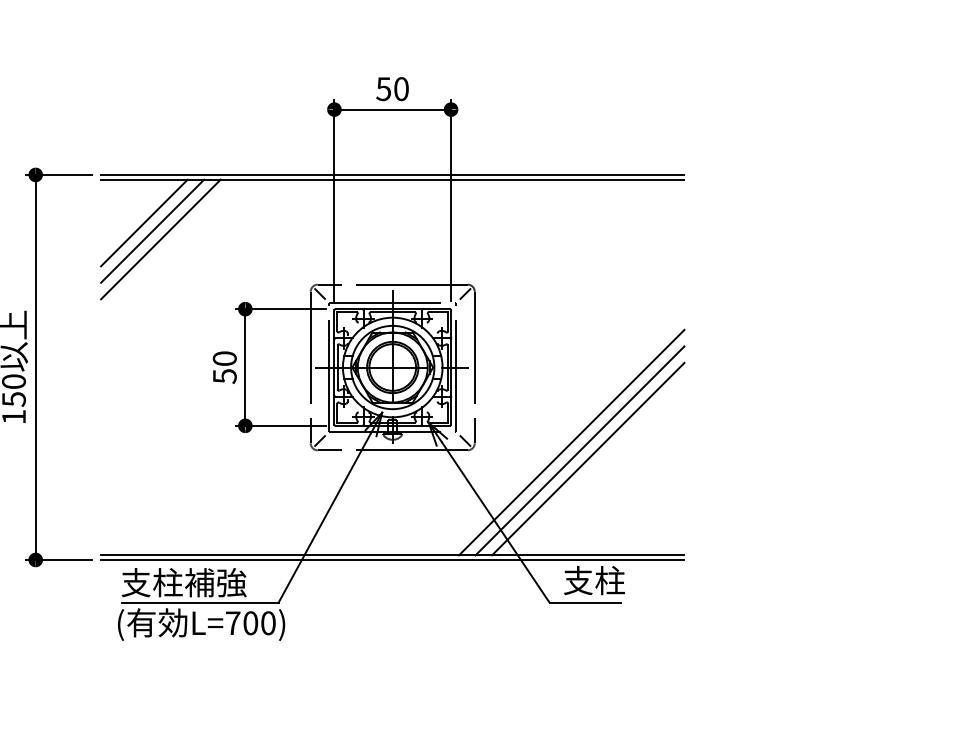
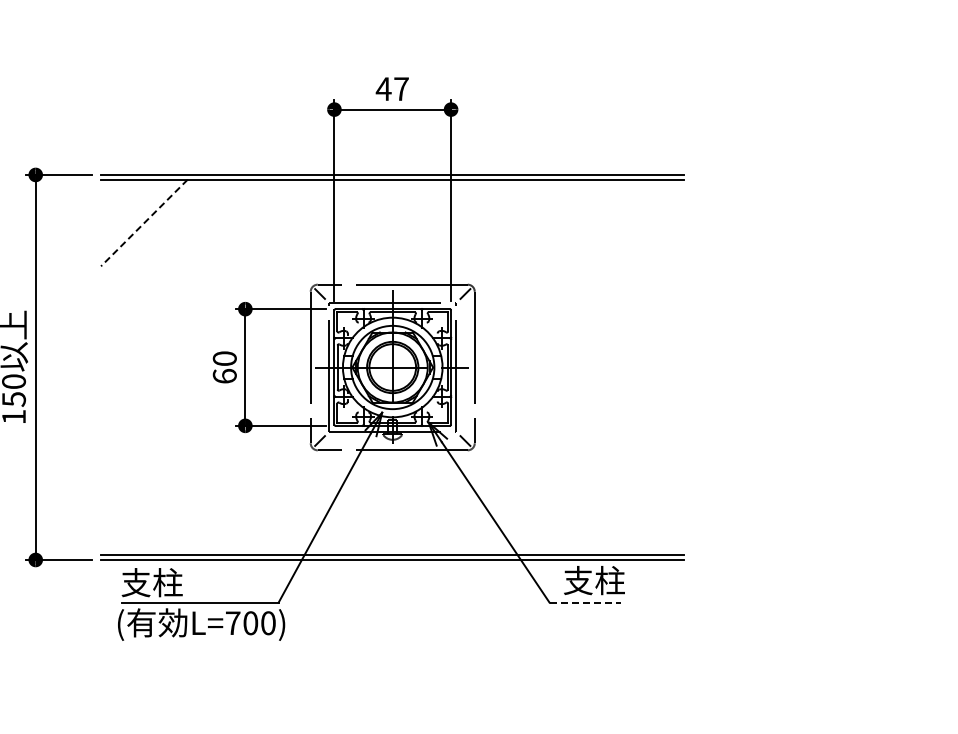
text: 50 -> 47 (391, 89)
line: solid -> dashed (144, 223)
line: present -> none (152, 230)
line: present -> none (160, 239)
text: 50 -> 60 (224, 375)
line: present -> none (571, 442)
line: present -> none (579, 450)
line: present -> none (588, 458)
text: 支柱補強 -> 支柱 (215, 582)
line: solid -> dashed (585, 602)
